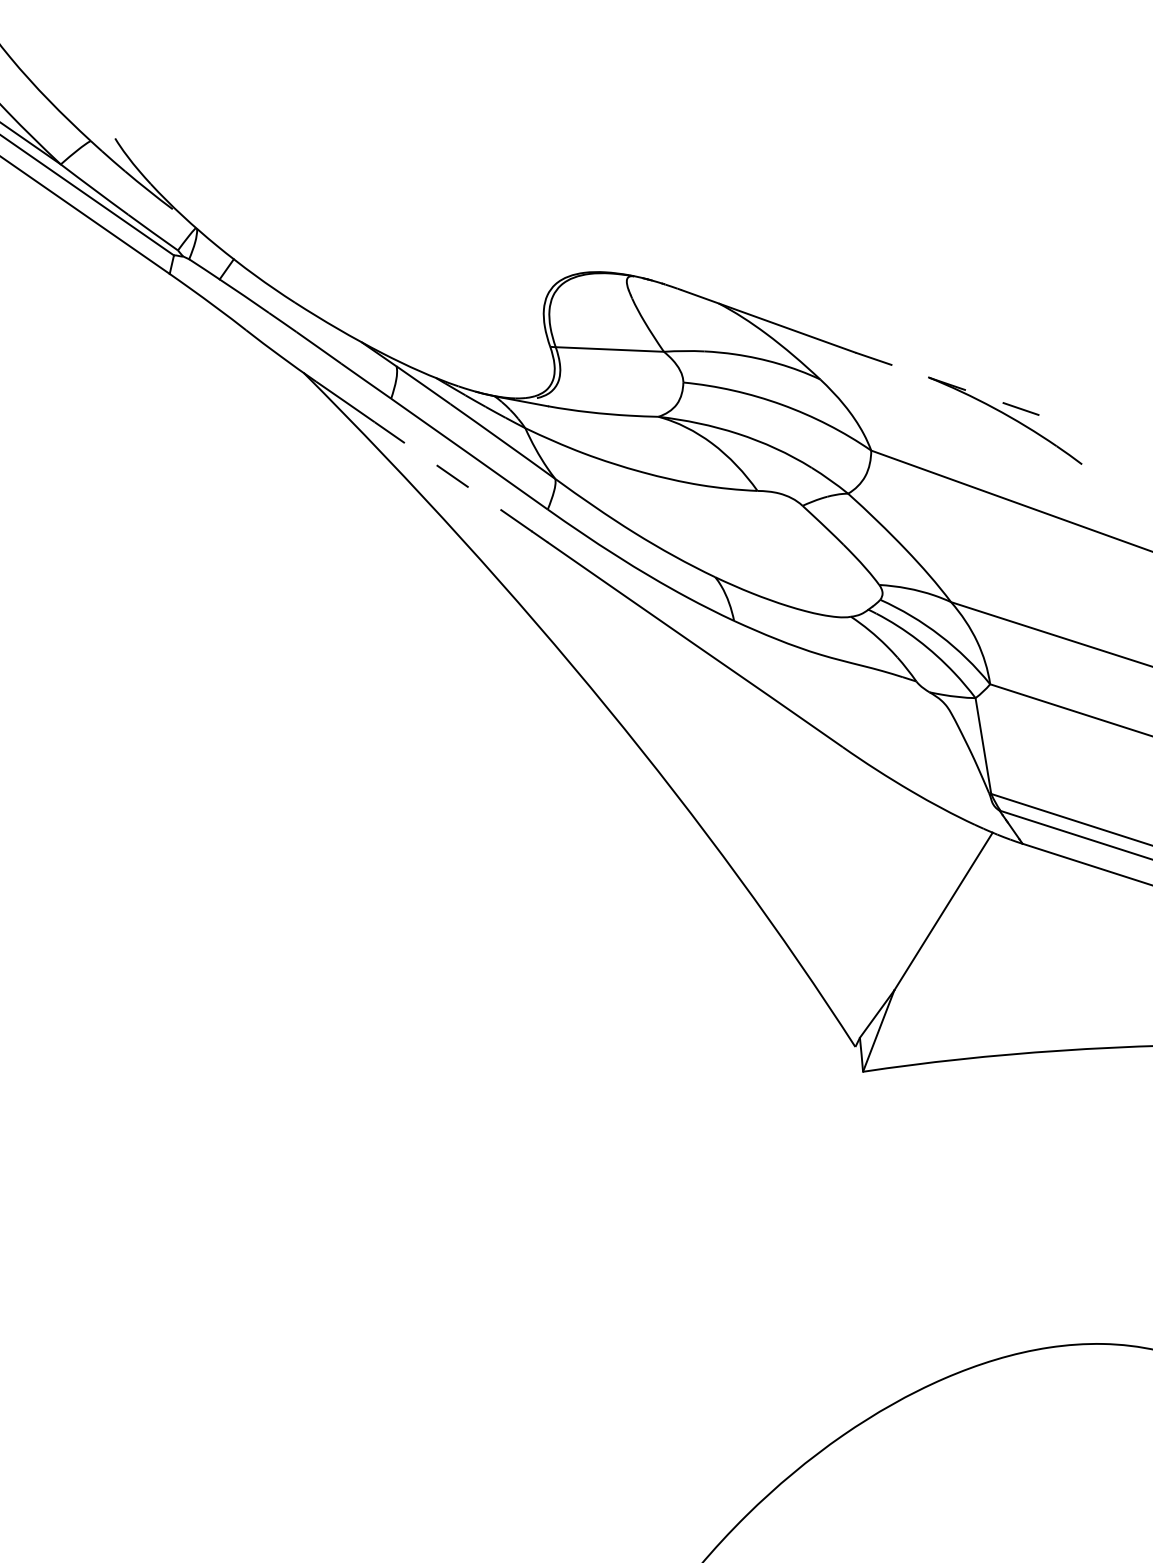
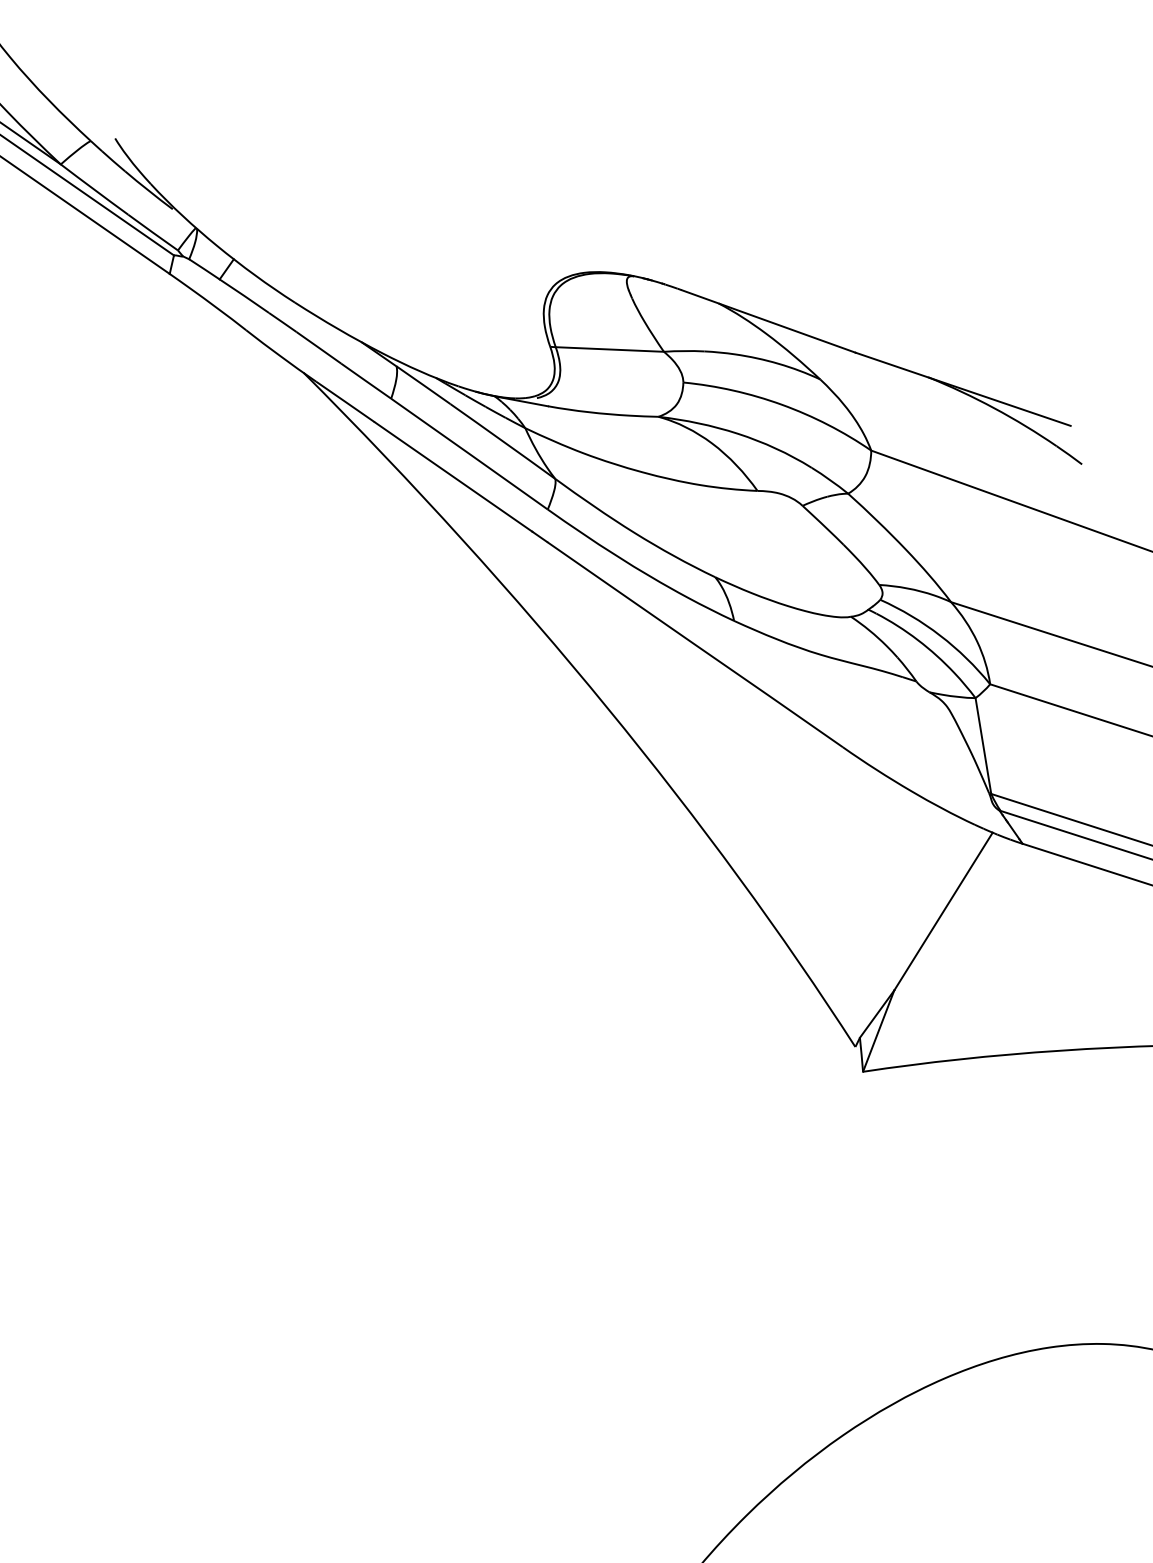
line: dashed -> solid (963, 389)
line: dashed -> solid (453, 476)
